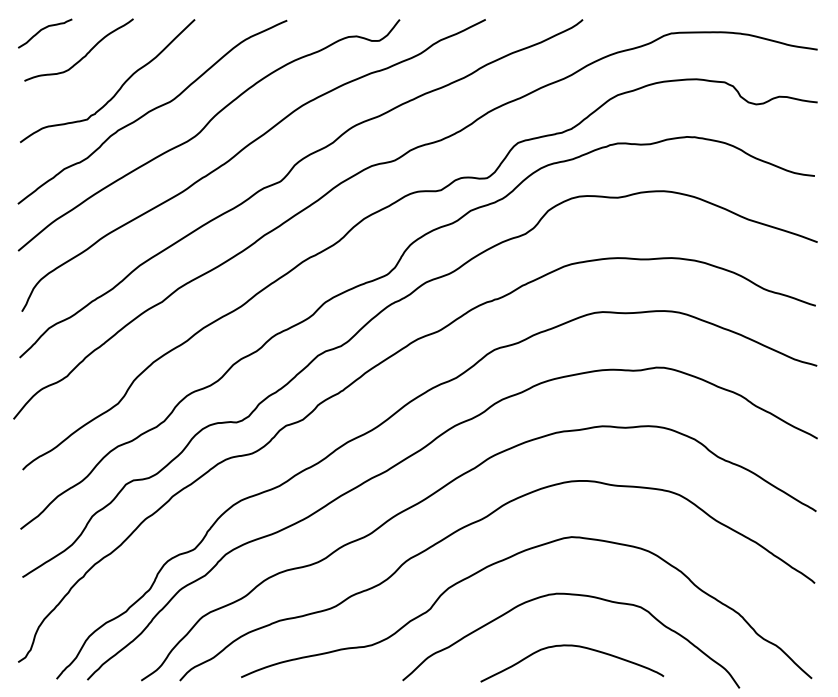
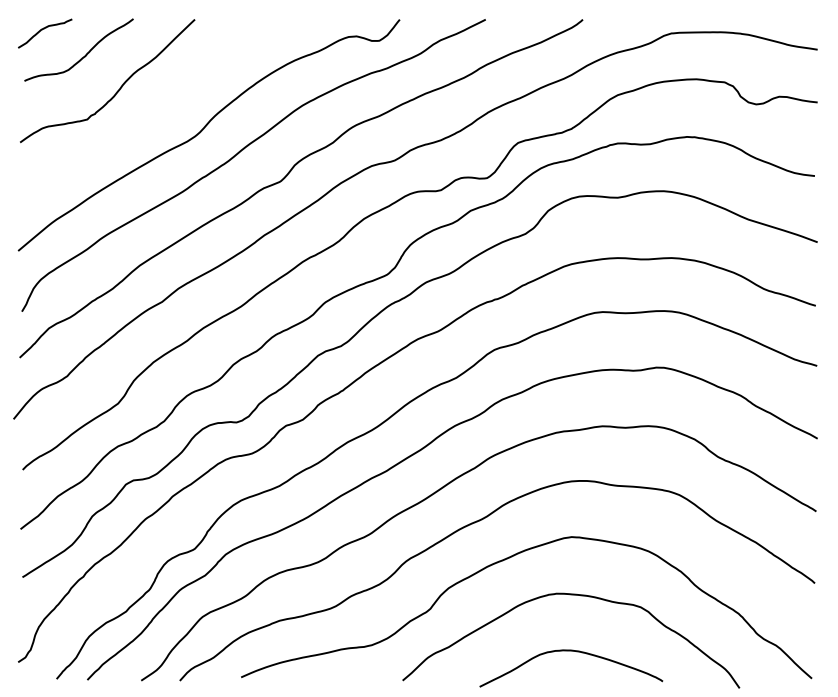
curve: present -> none (152, 111)
curve position: (577, 647) -> (576, 652) (576, 652)
